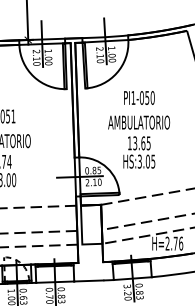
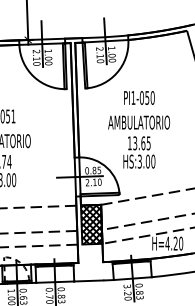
text: HS:3.05 -> HS:3.00 (153, 161)
hatch: none -> present (91, 224)
text: H=2.76 -> H=4.20 (174, 243)
